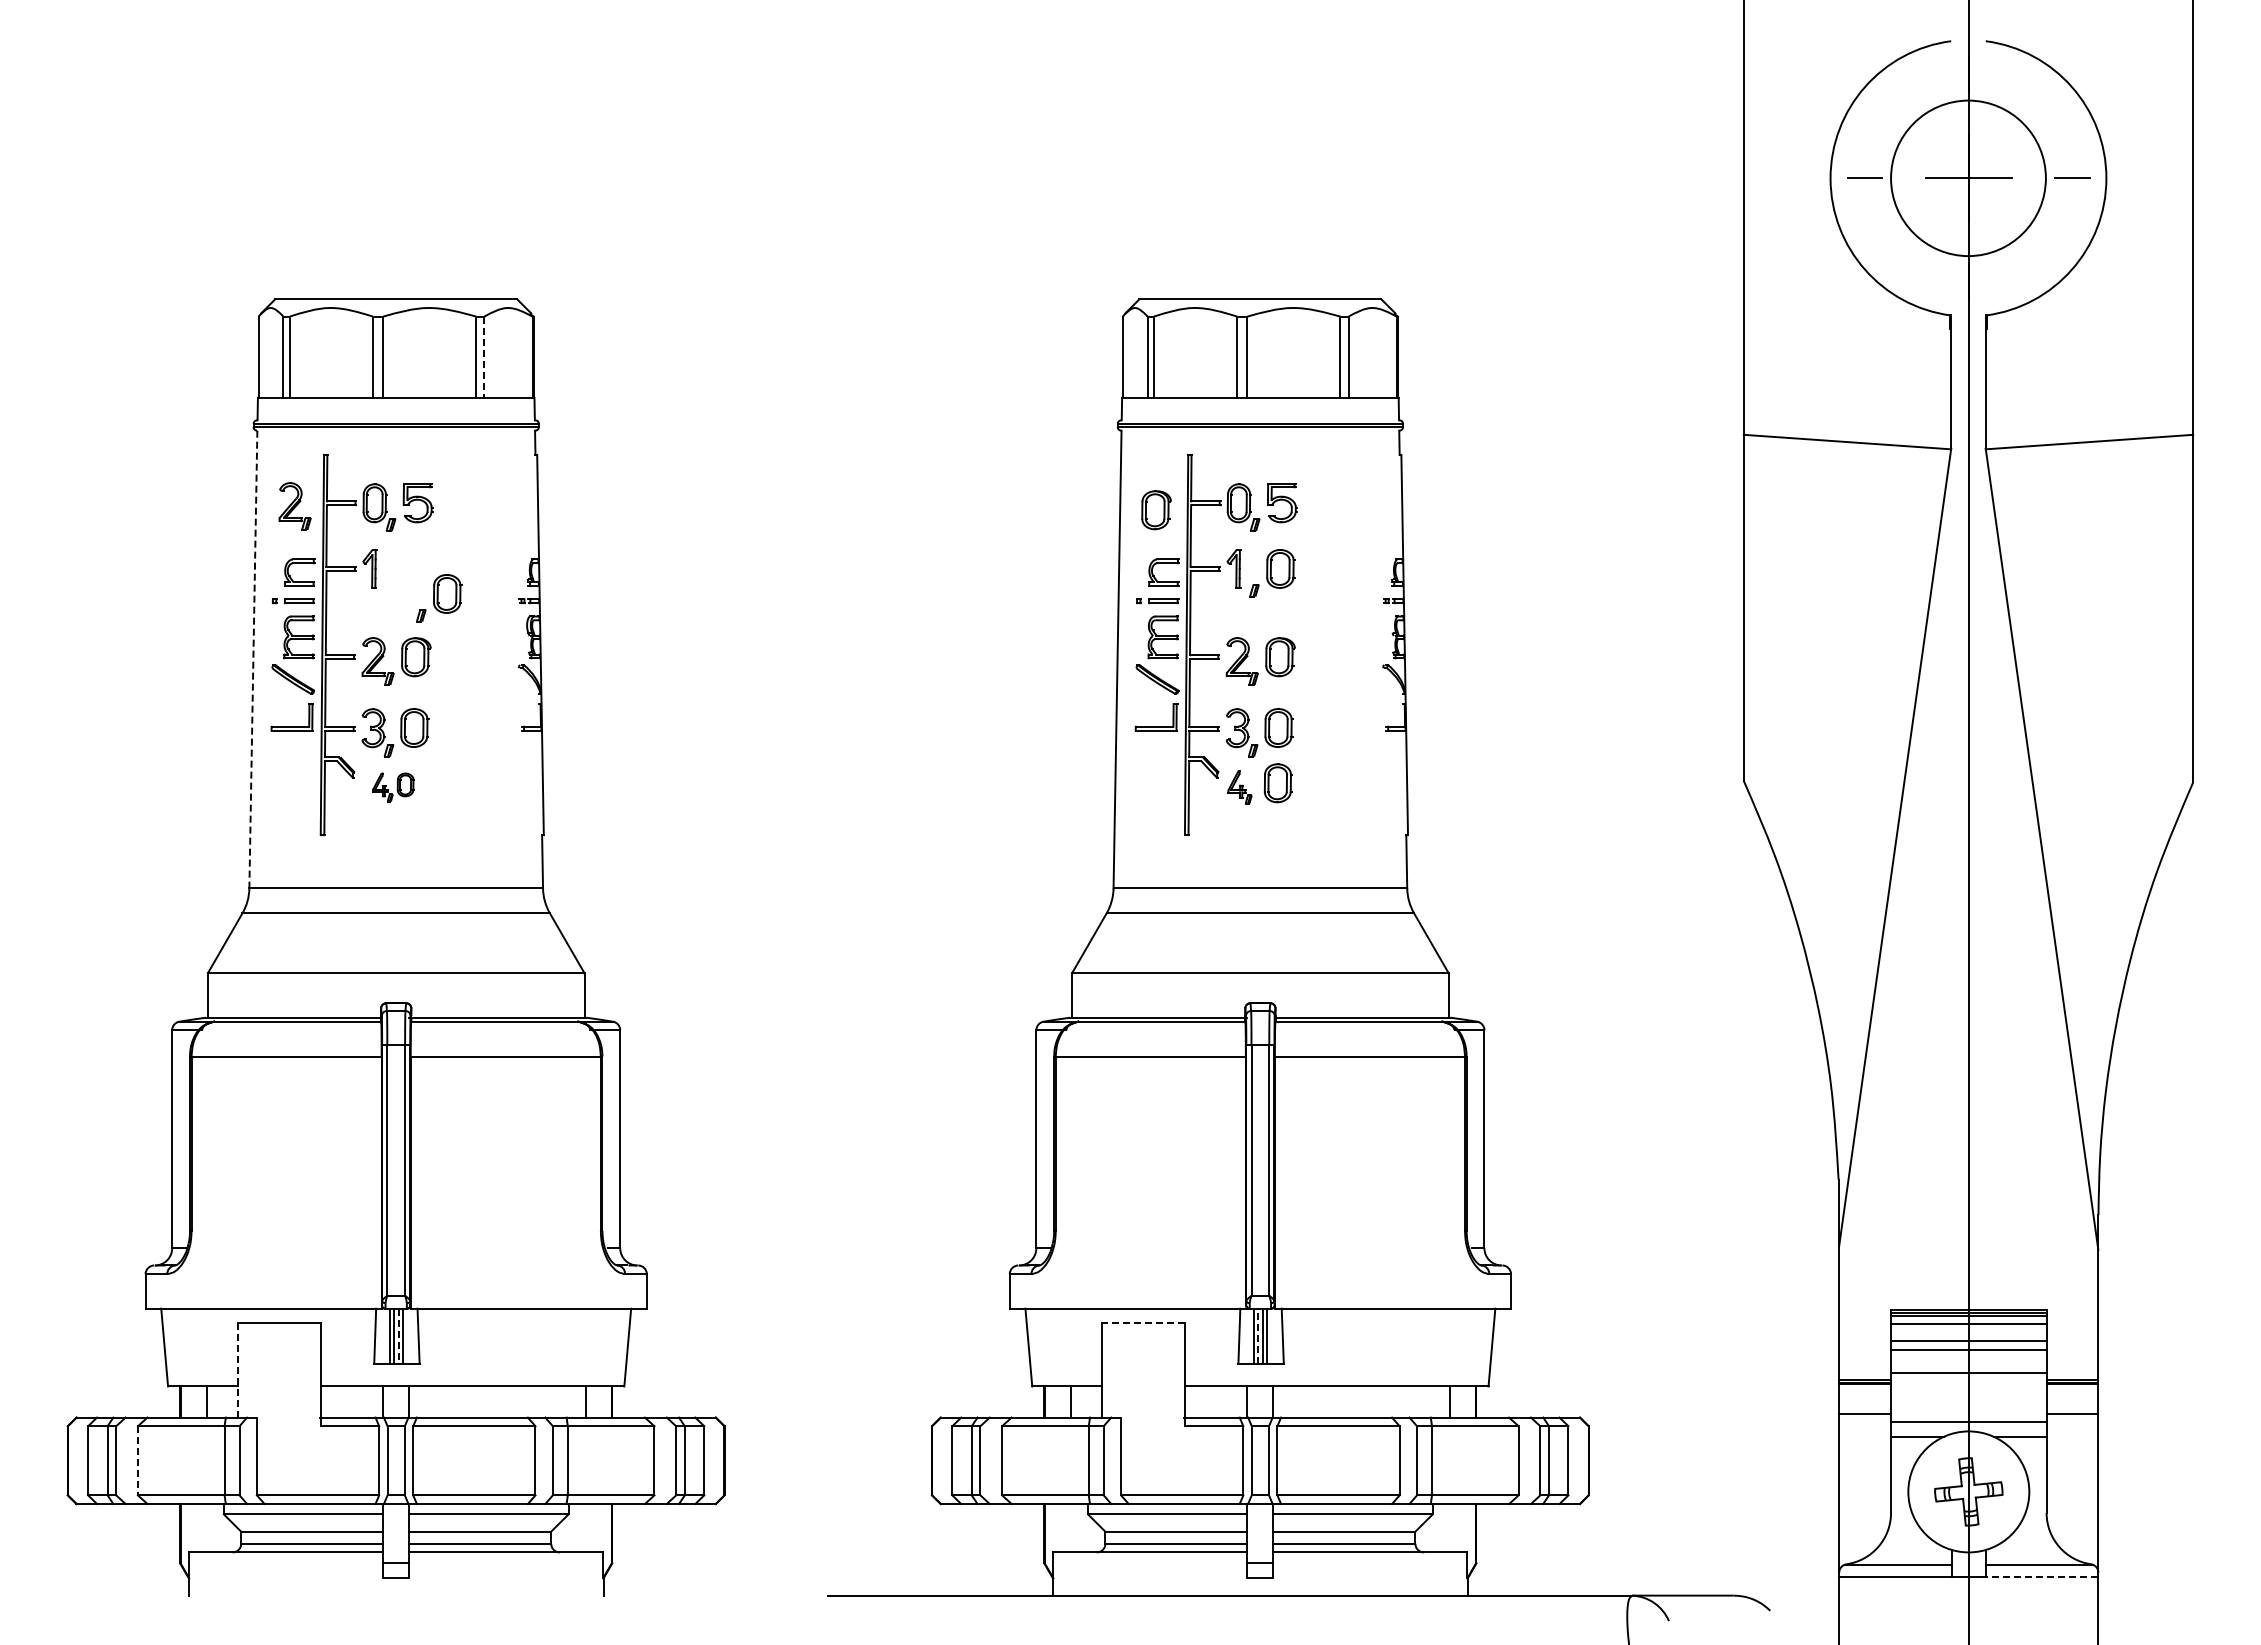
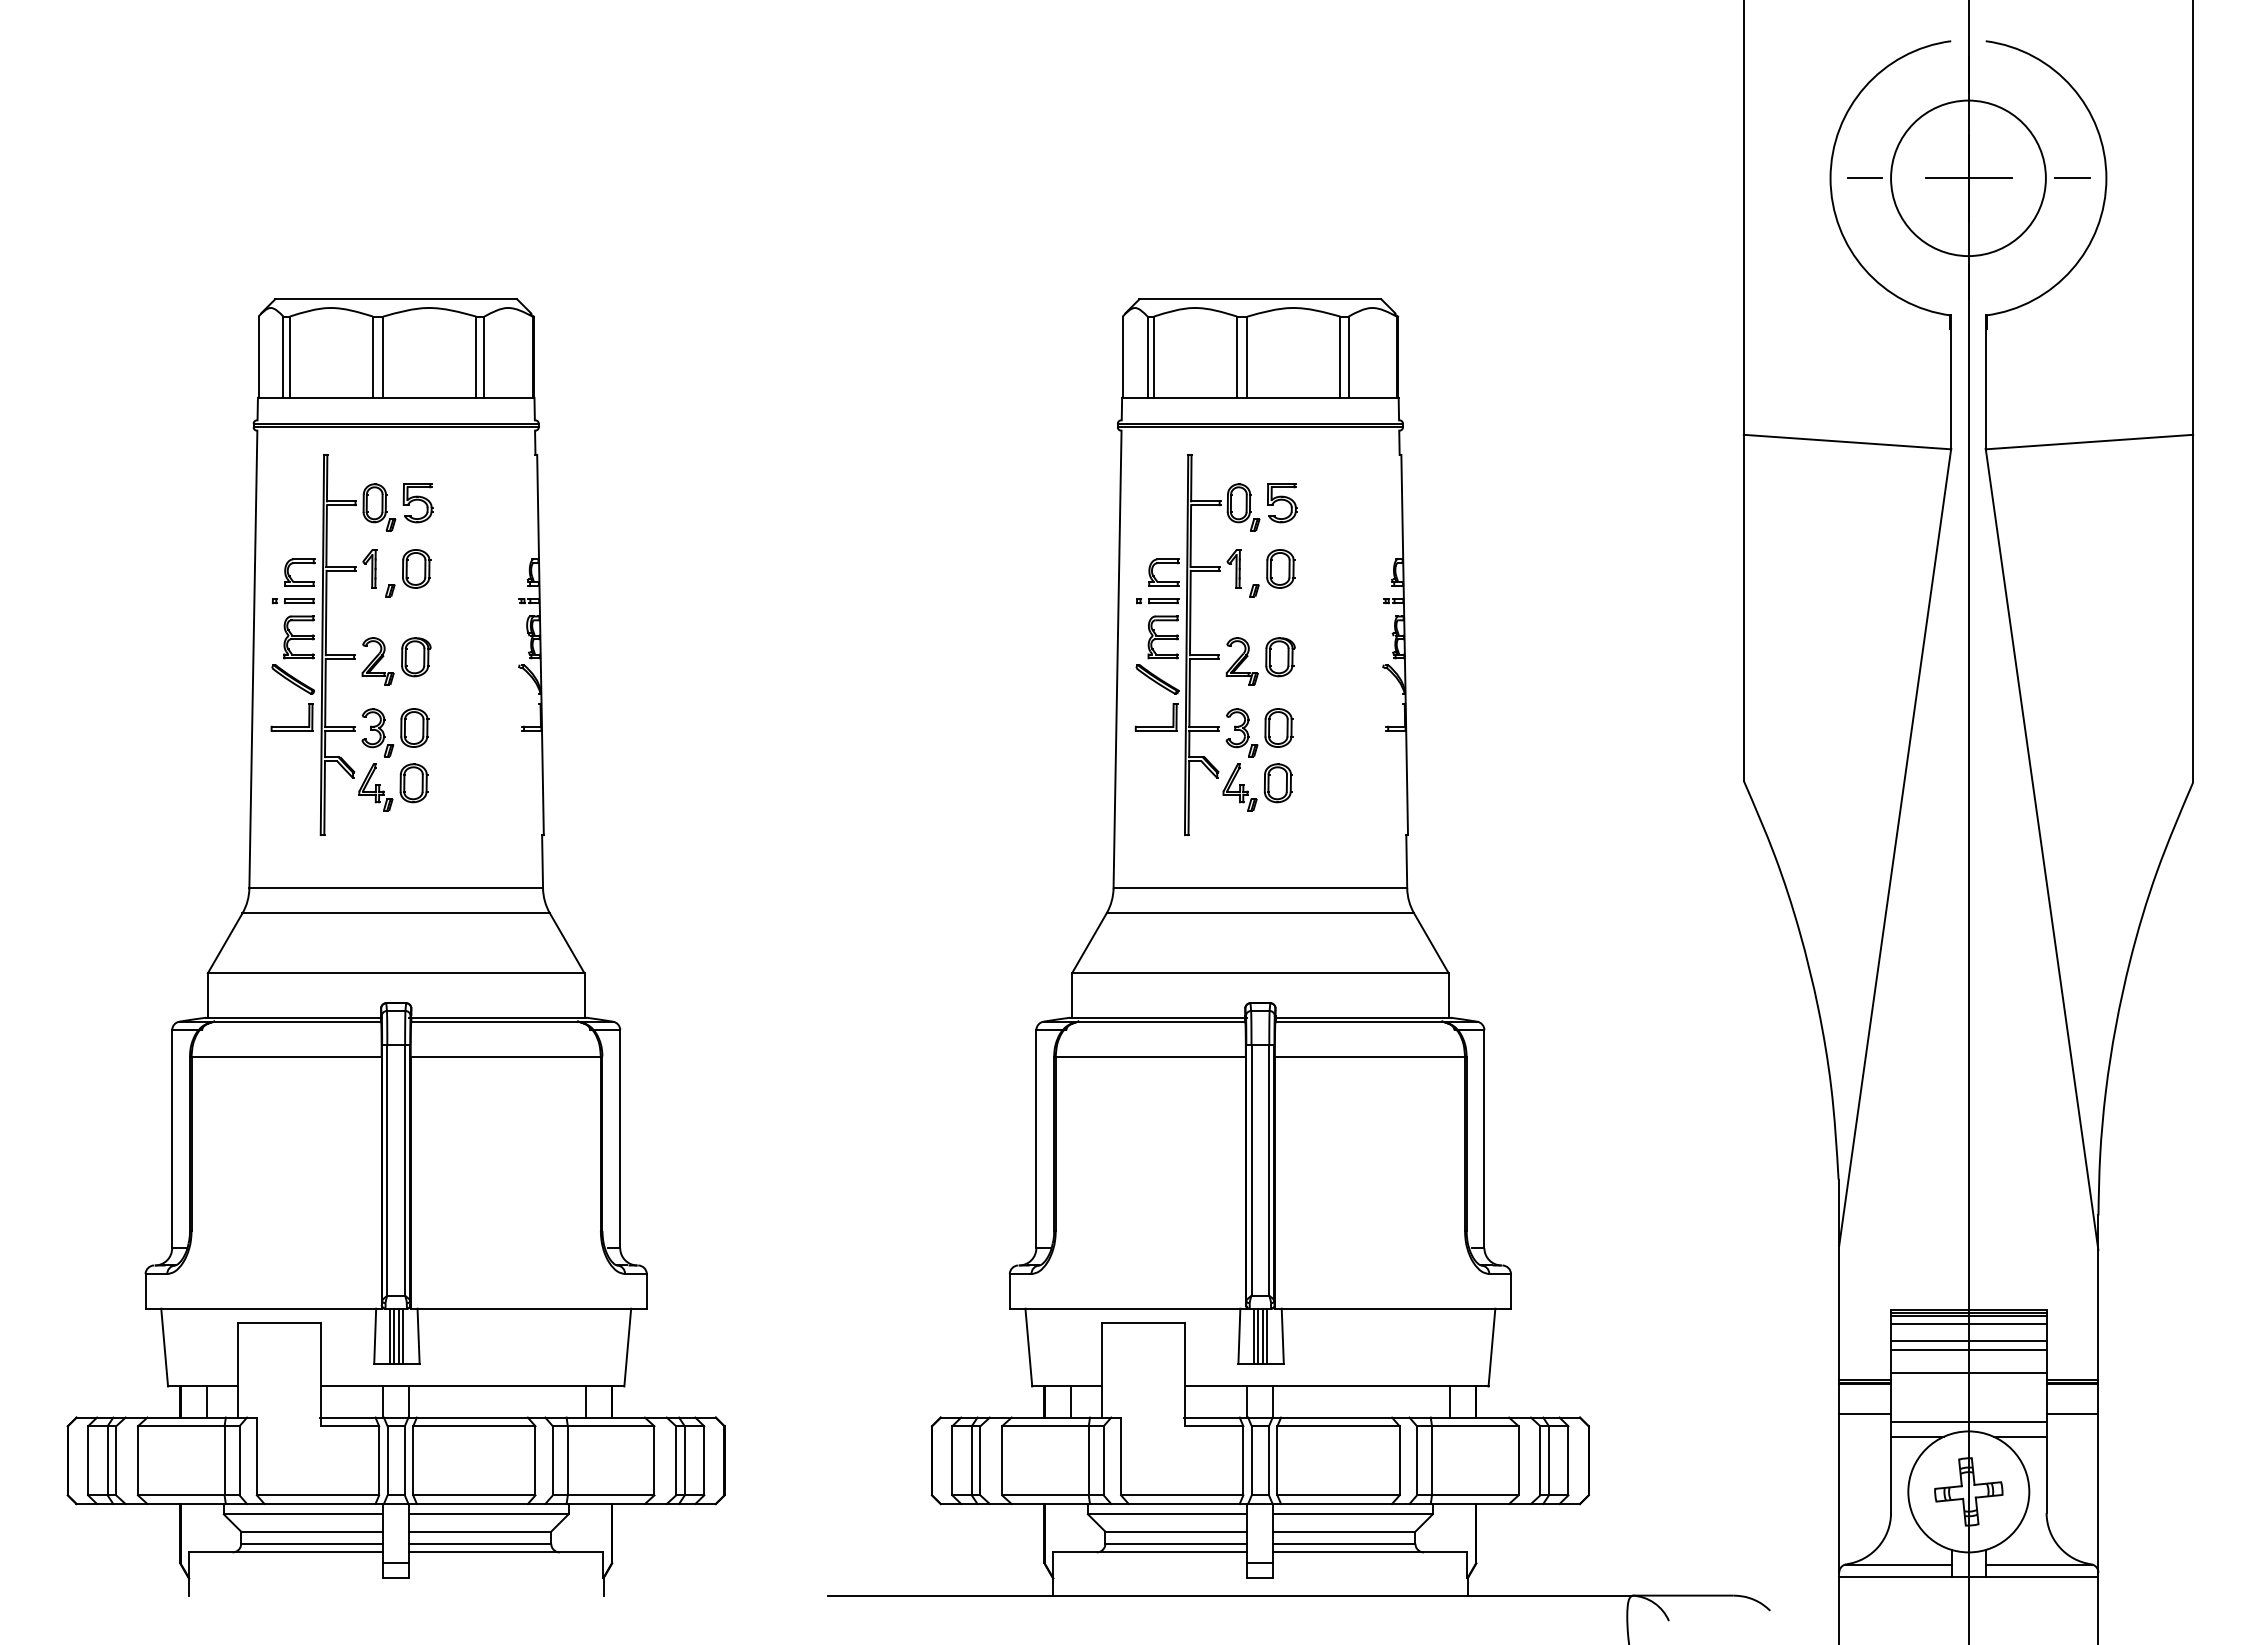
line: dashed -> solid (484, 357)
part: present -> none (294, 506)
part: present -> none (1156, 510)
part position: (439, 598) -> (408, 573) (408, 573)
line: dashed -> solid (253, 659)
part size: 43x31 px -> 71x49 px (393, 787)
part size: 26x35 px -> 36x49 px (1239, 787)
line: dashed -> solid (1143, 1322)
line: dashed -> solid (398, 1336)
line: dashed -> solid (1258, 1336)
line: dashed -> solid (238, 1370)
line: dashed -> solid (137, 1460)
line: dashed -> solid (2041, 1576)
